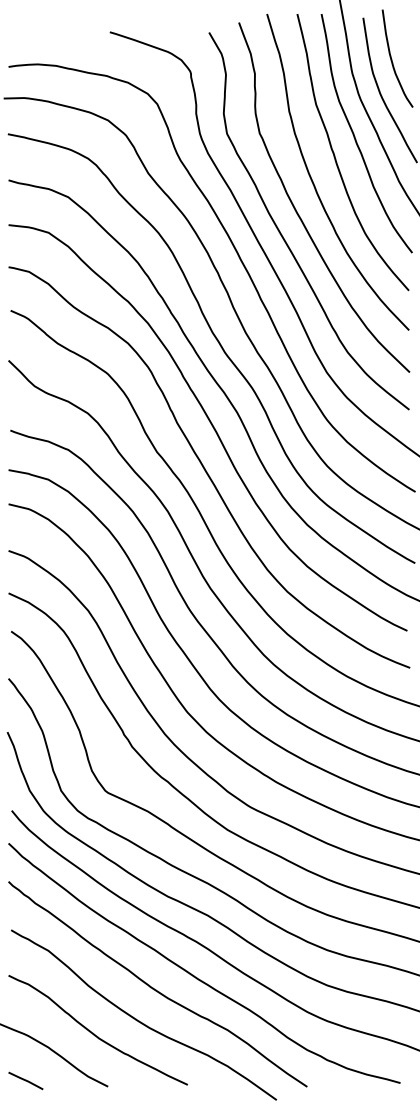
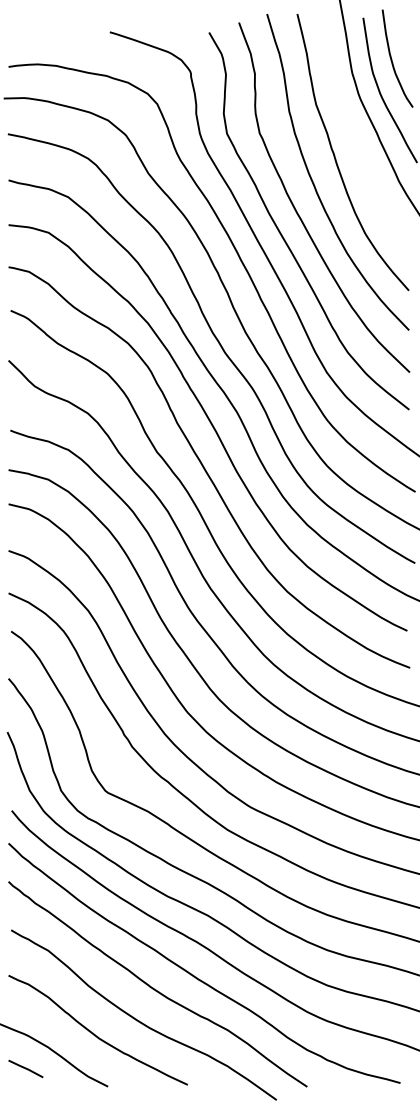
curve: present -> none (355, 136)
line position: (25, 1080) -> (25, 1068) (25, 1068)
